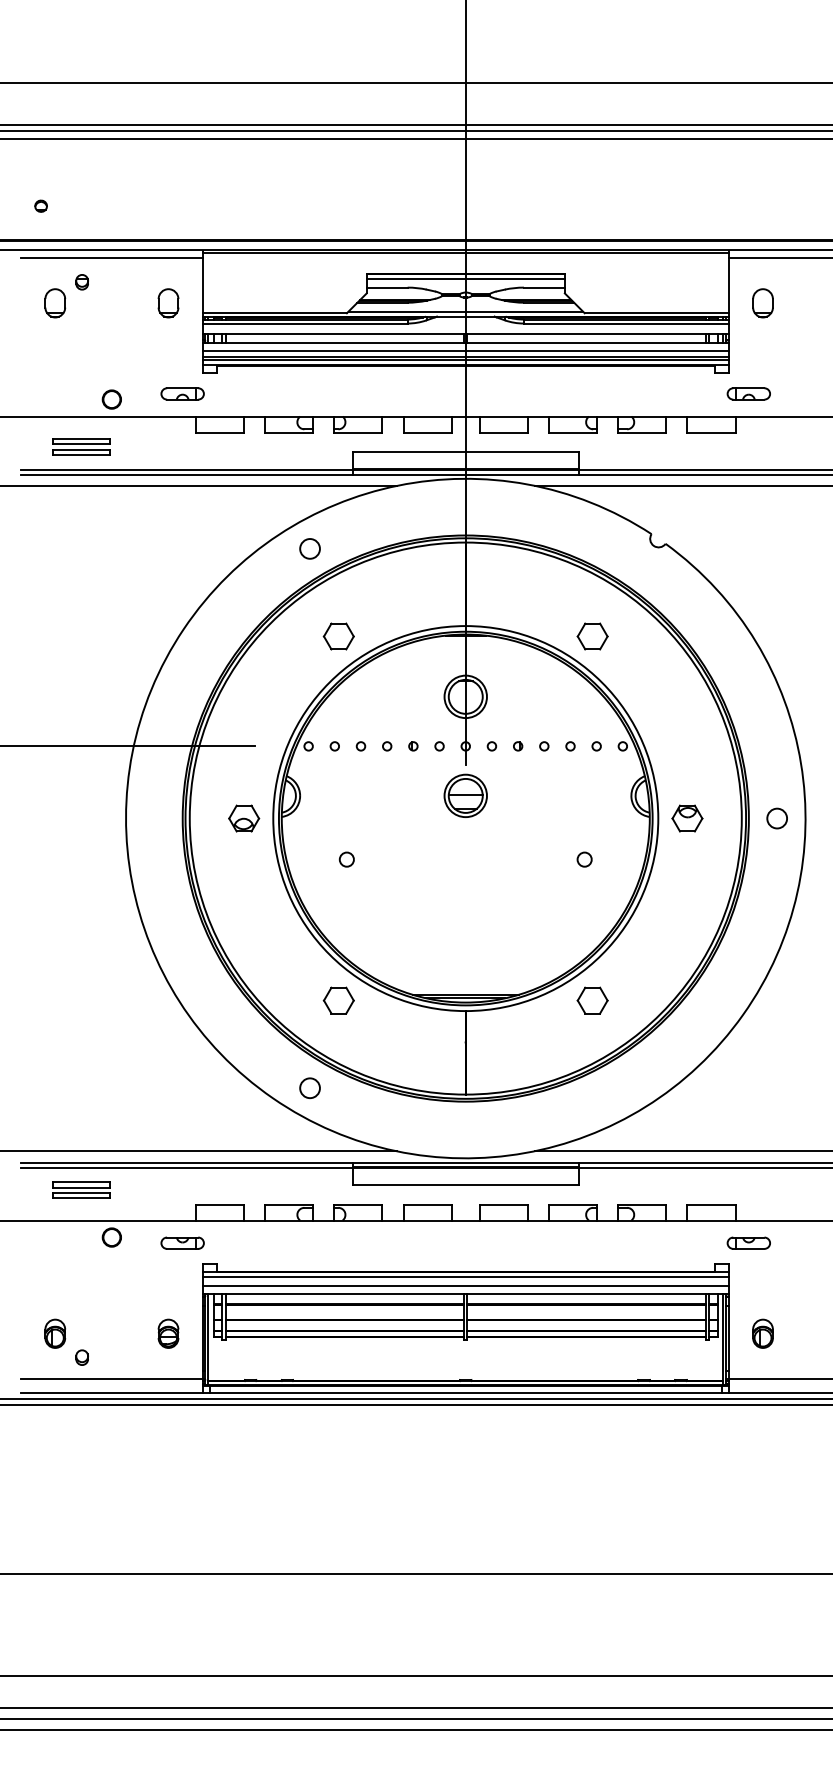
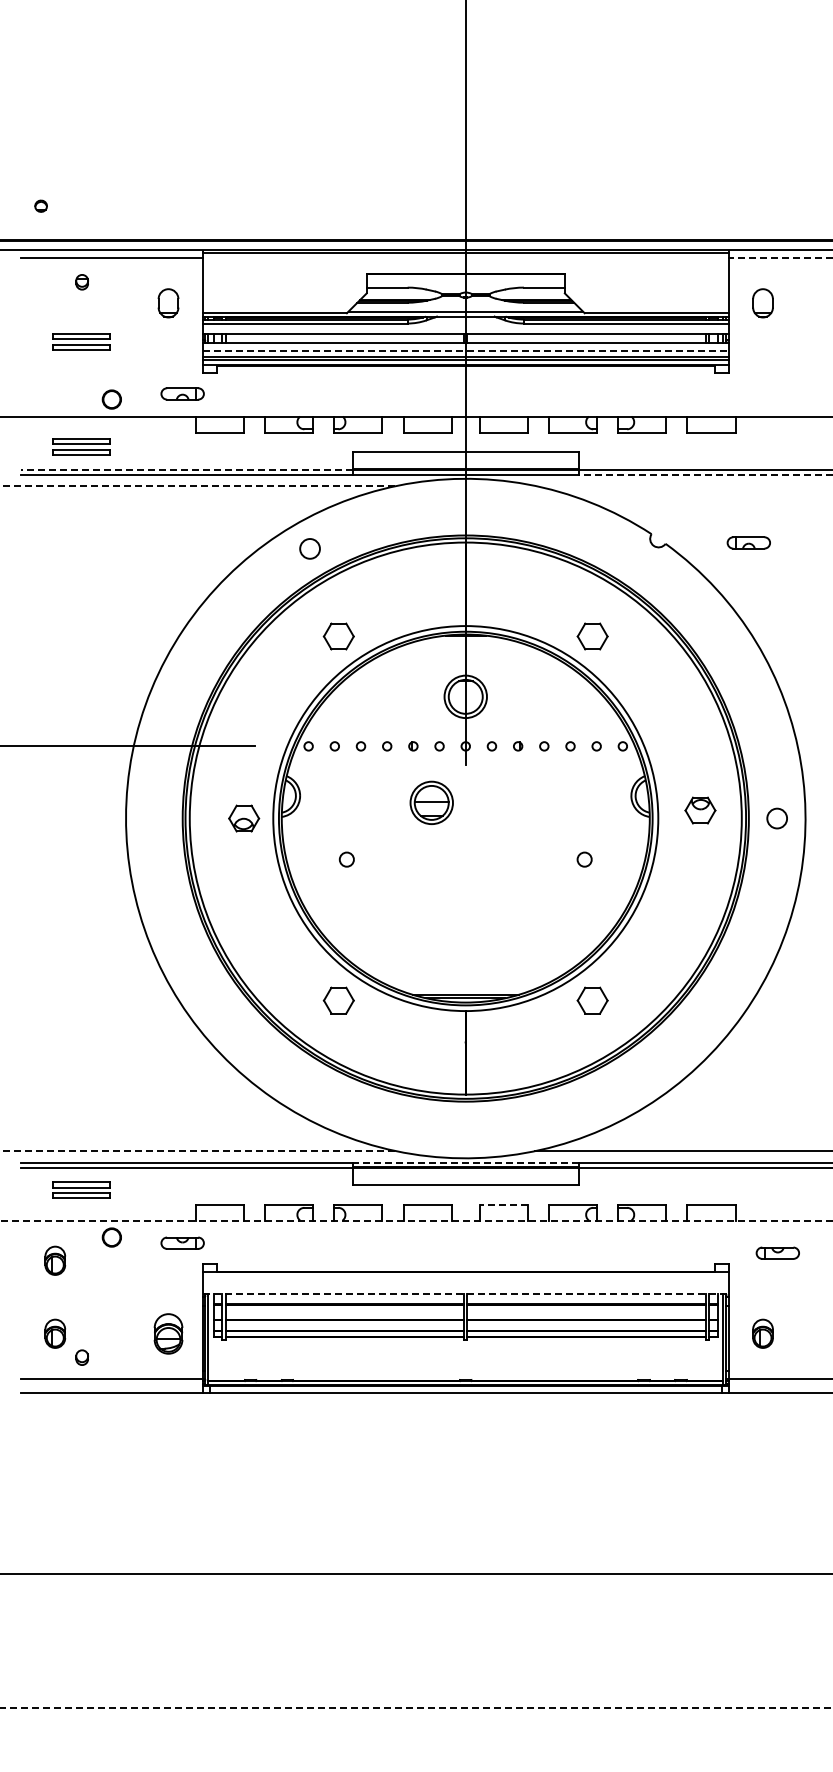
line: present -> none (415, 82)
line: present -> none (415, 125)
line: present -> none (415, 130)
line: present -> none (415, 139)
line: solid -> dashed (780, 258)
line: present -> none (465, 278)
part: present -> none (55, 303)
part: none -> present (81, 341)
line: solid -> dashed (466, 351)
part position: (748, 393) -> (748, 542) (748, 542)
line: solid -> dashed (186, 469)
line: solid -> dashed (705, 474)
line: solid -> dashed (198, 485)
line: present -> none (681, 485)
part position: (465, 795) -> (431, 802) (431, 802)
part position: (687, 818) -> (700, 810) (700, 810)
circle: present -> none (309, 1087)
line: solid -> dashed (198, 1151)
line: solid -> dashed (465, 1162)
line: solid -> dashed (503, 1204)
line: solid -> dashed (416, 1220)
part position: (748, 1242) -> (777, 1252) (777, 1252)
part: none -> present (55, 1260)
line: present -> none (465, 1277)
line: present -> none (465, 1285)
line: solid -> dashed (466, 1294)
part size: 23x31 px -> 31x42 px (168, 1333)
line: present -> none (415, 1398)
line: present -> none (415, 1404)
line: present -> none (415, 1676)
line: solid -> dashed (416, 1707)
line: present -> none (415, 1718)
line: present -> none (415, 1730)
